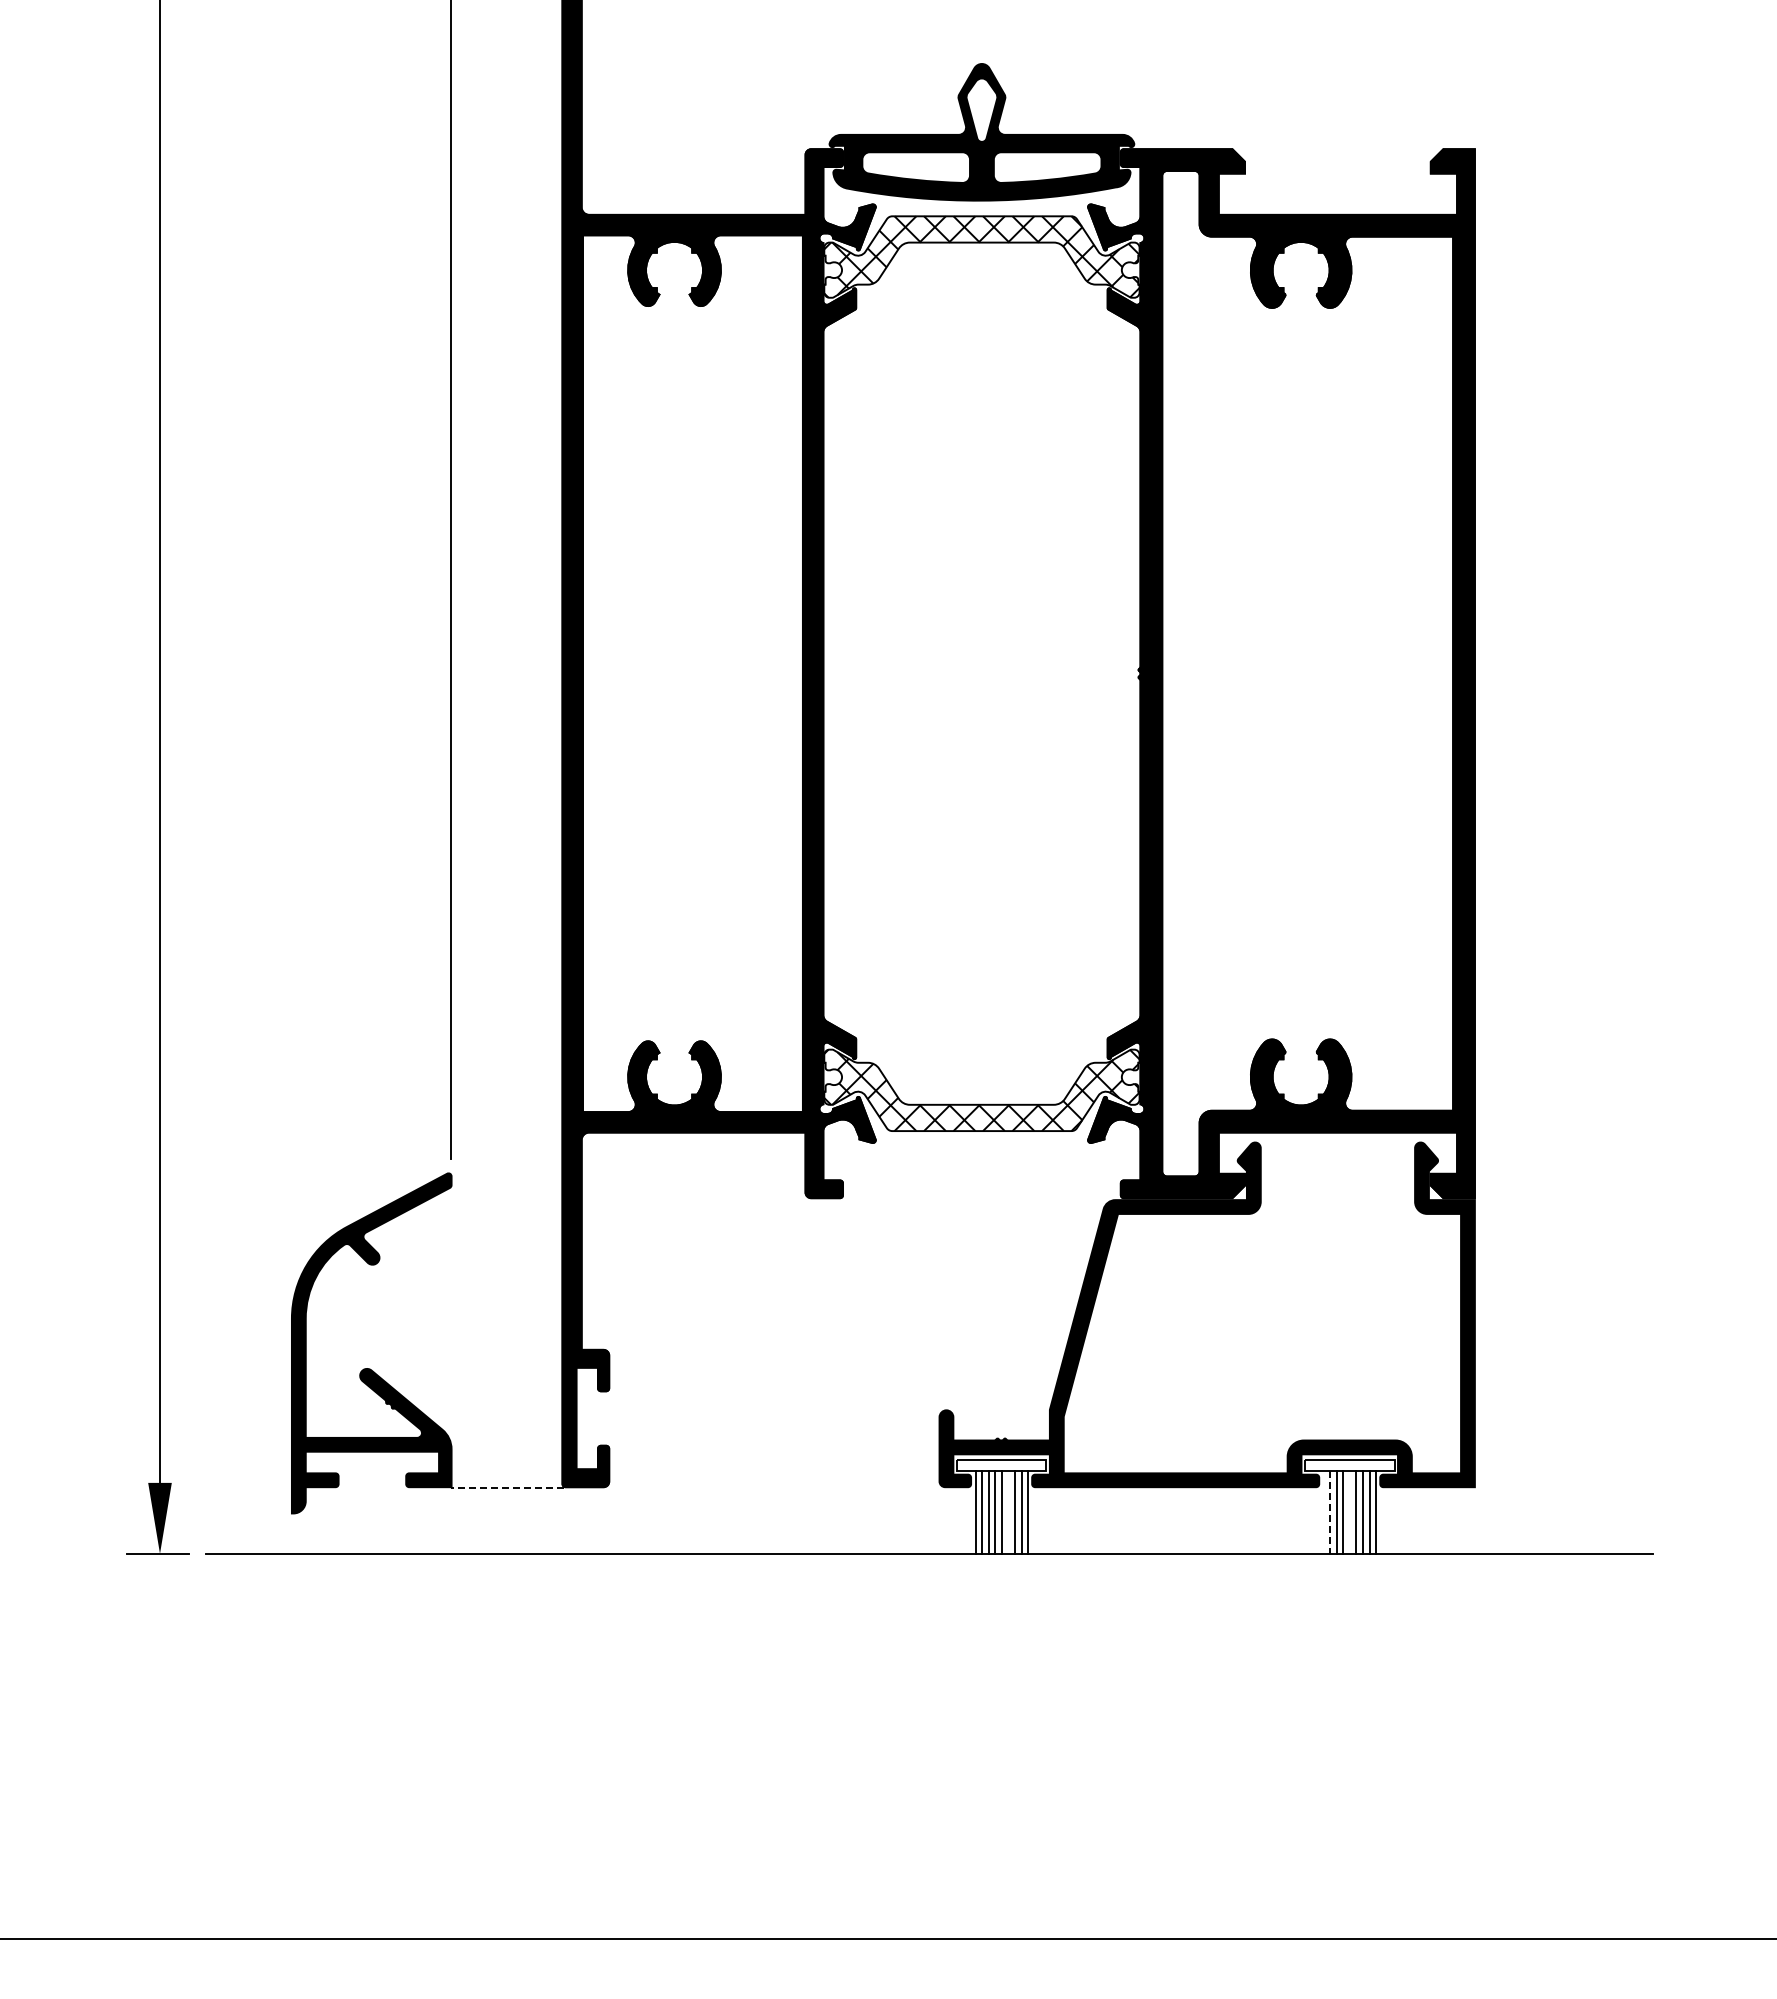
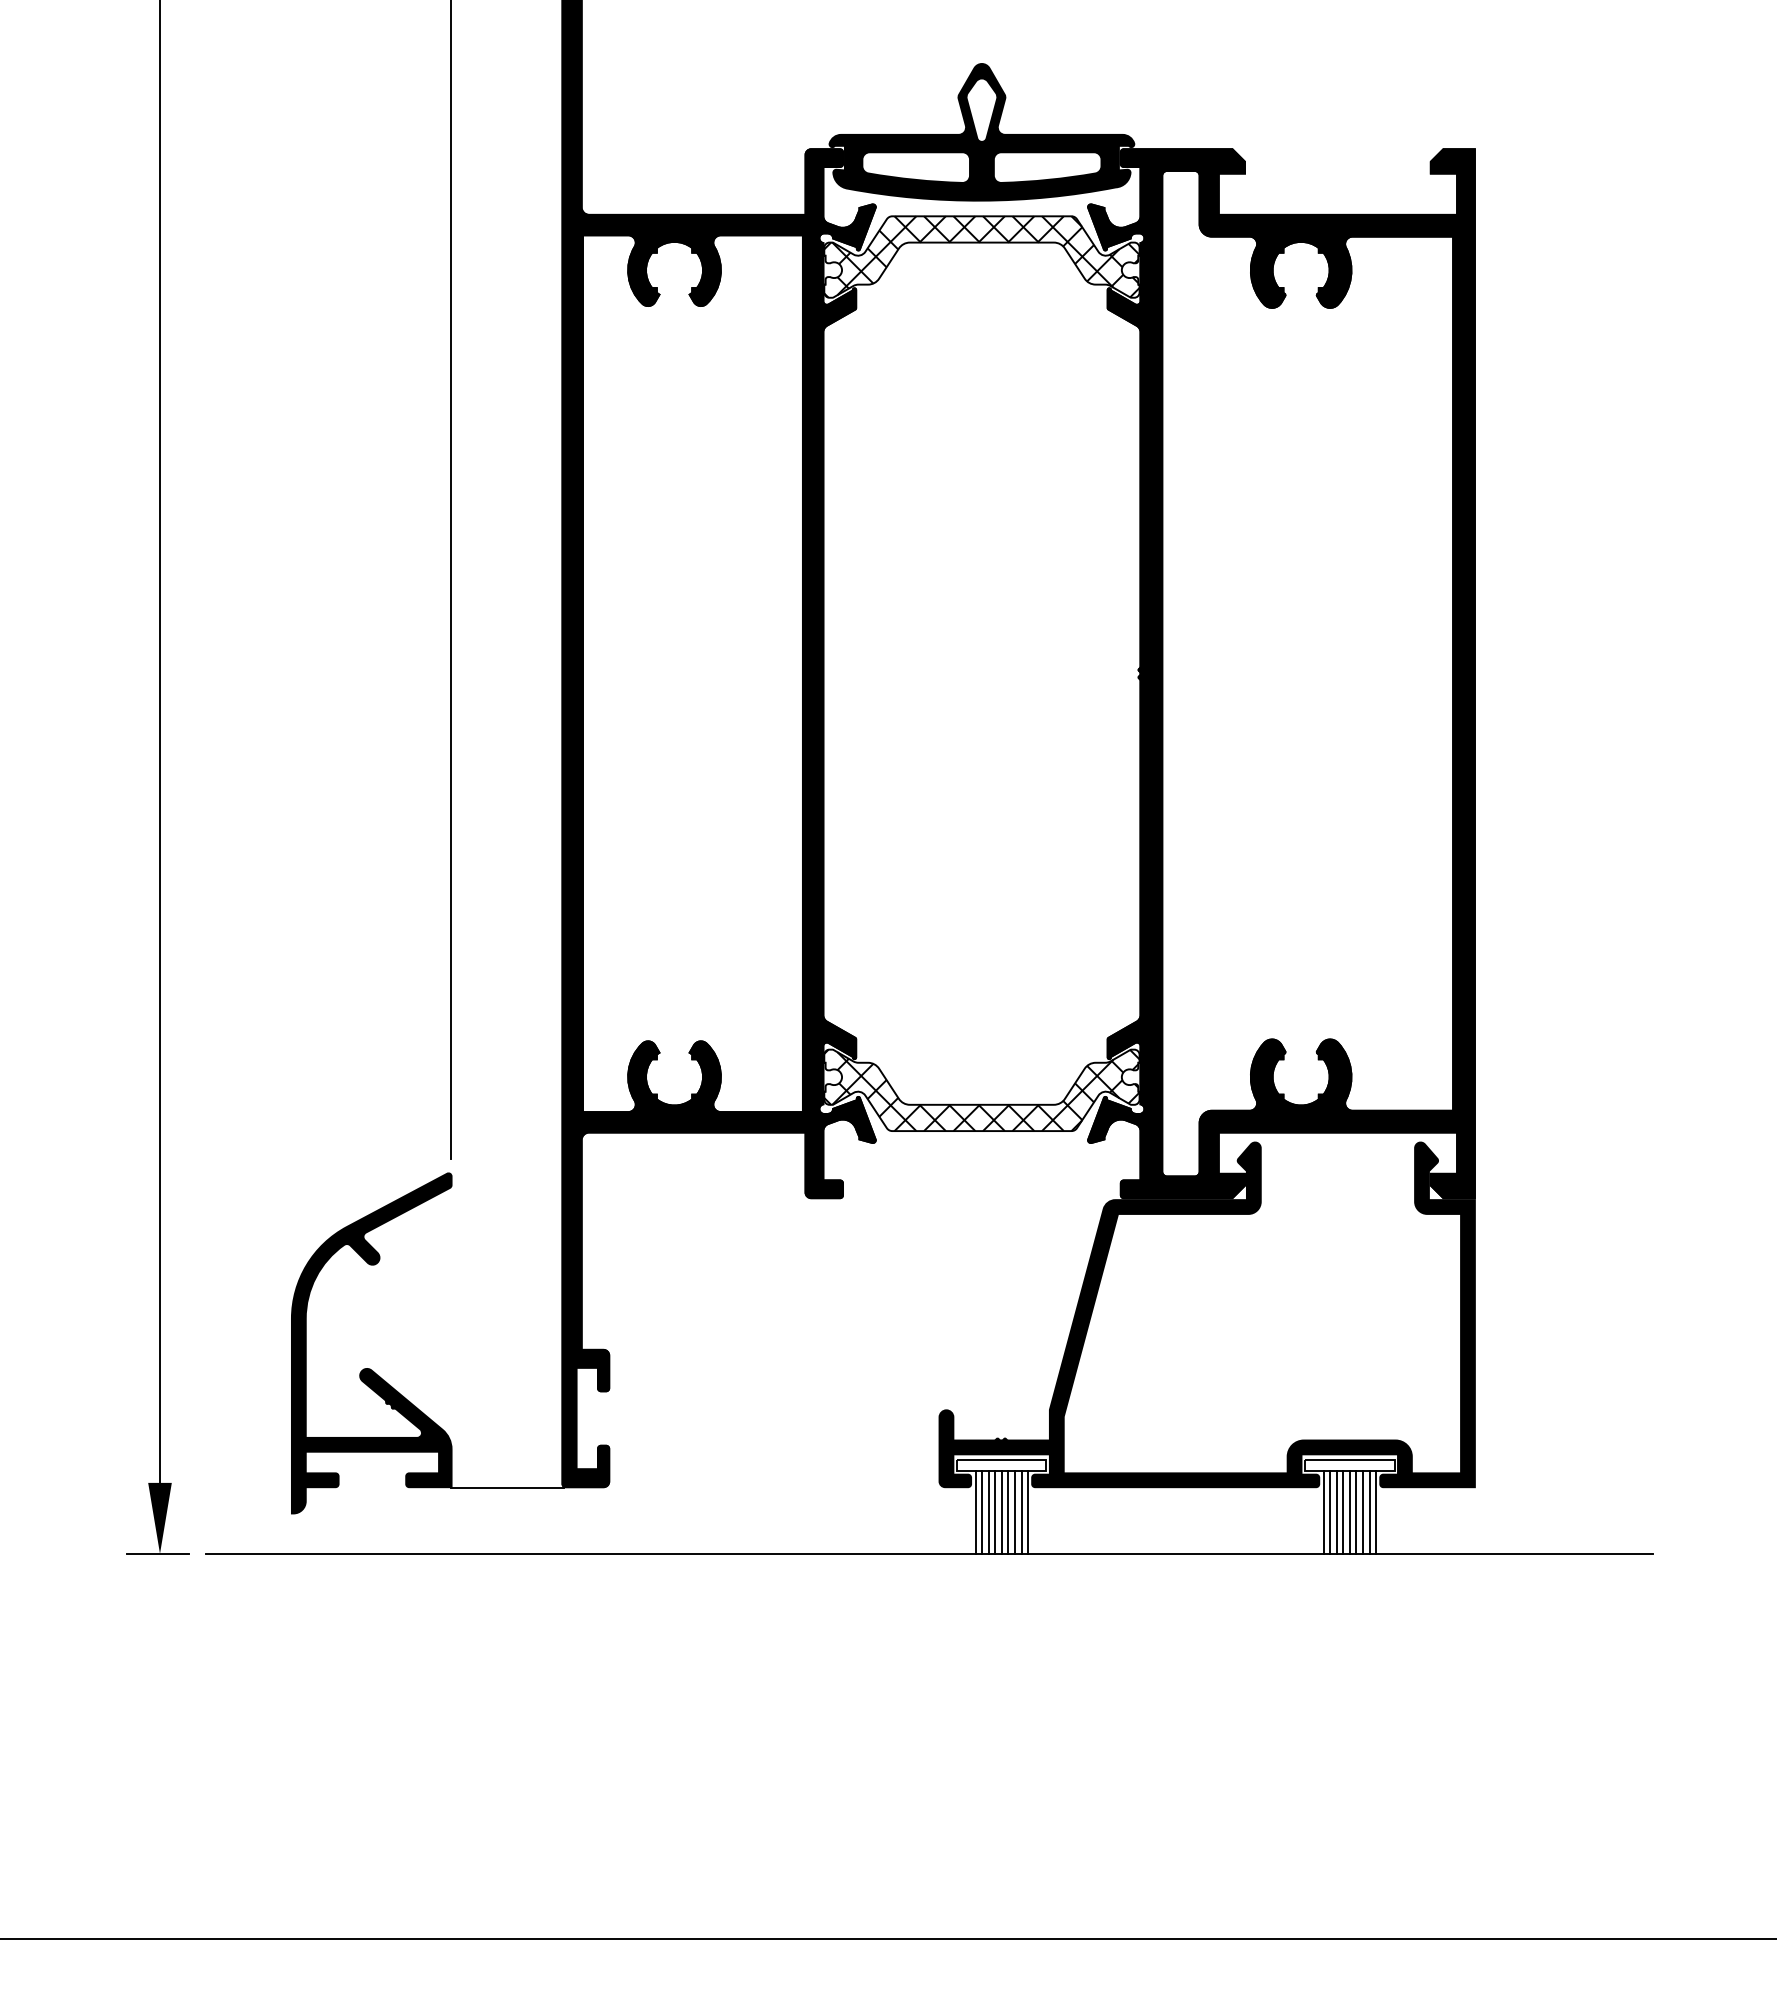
line: dashed -> solid (507, 1488)
line: none -> present (1008, 1512)
line: none -> present (1323, 1512)
line: none -> present (1349, 1512)
line: dashed -> solid (1330, 1513)
